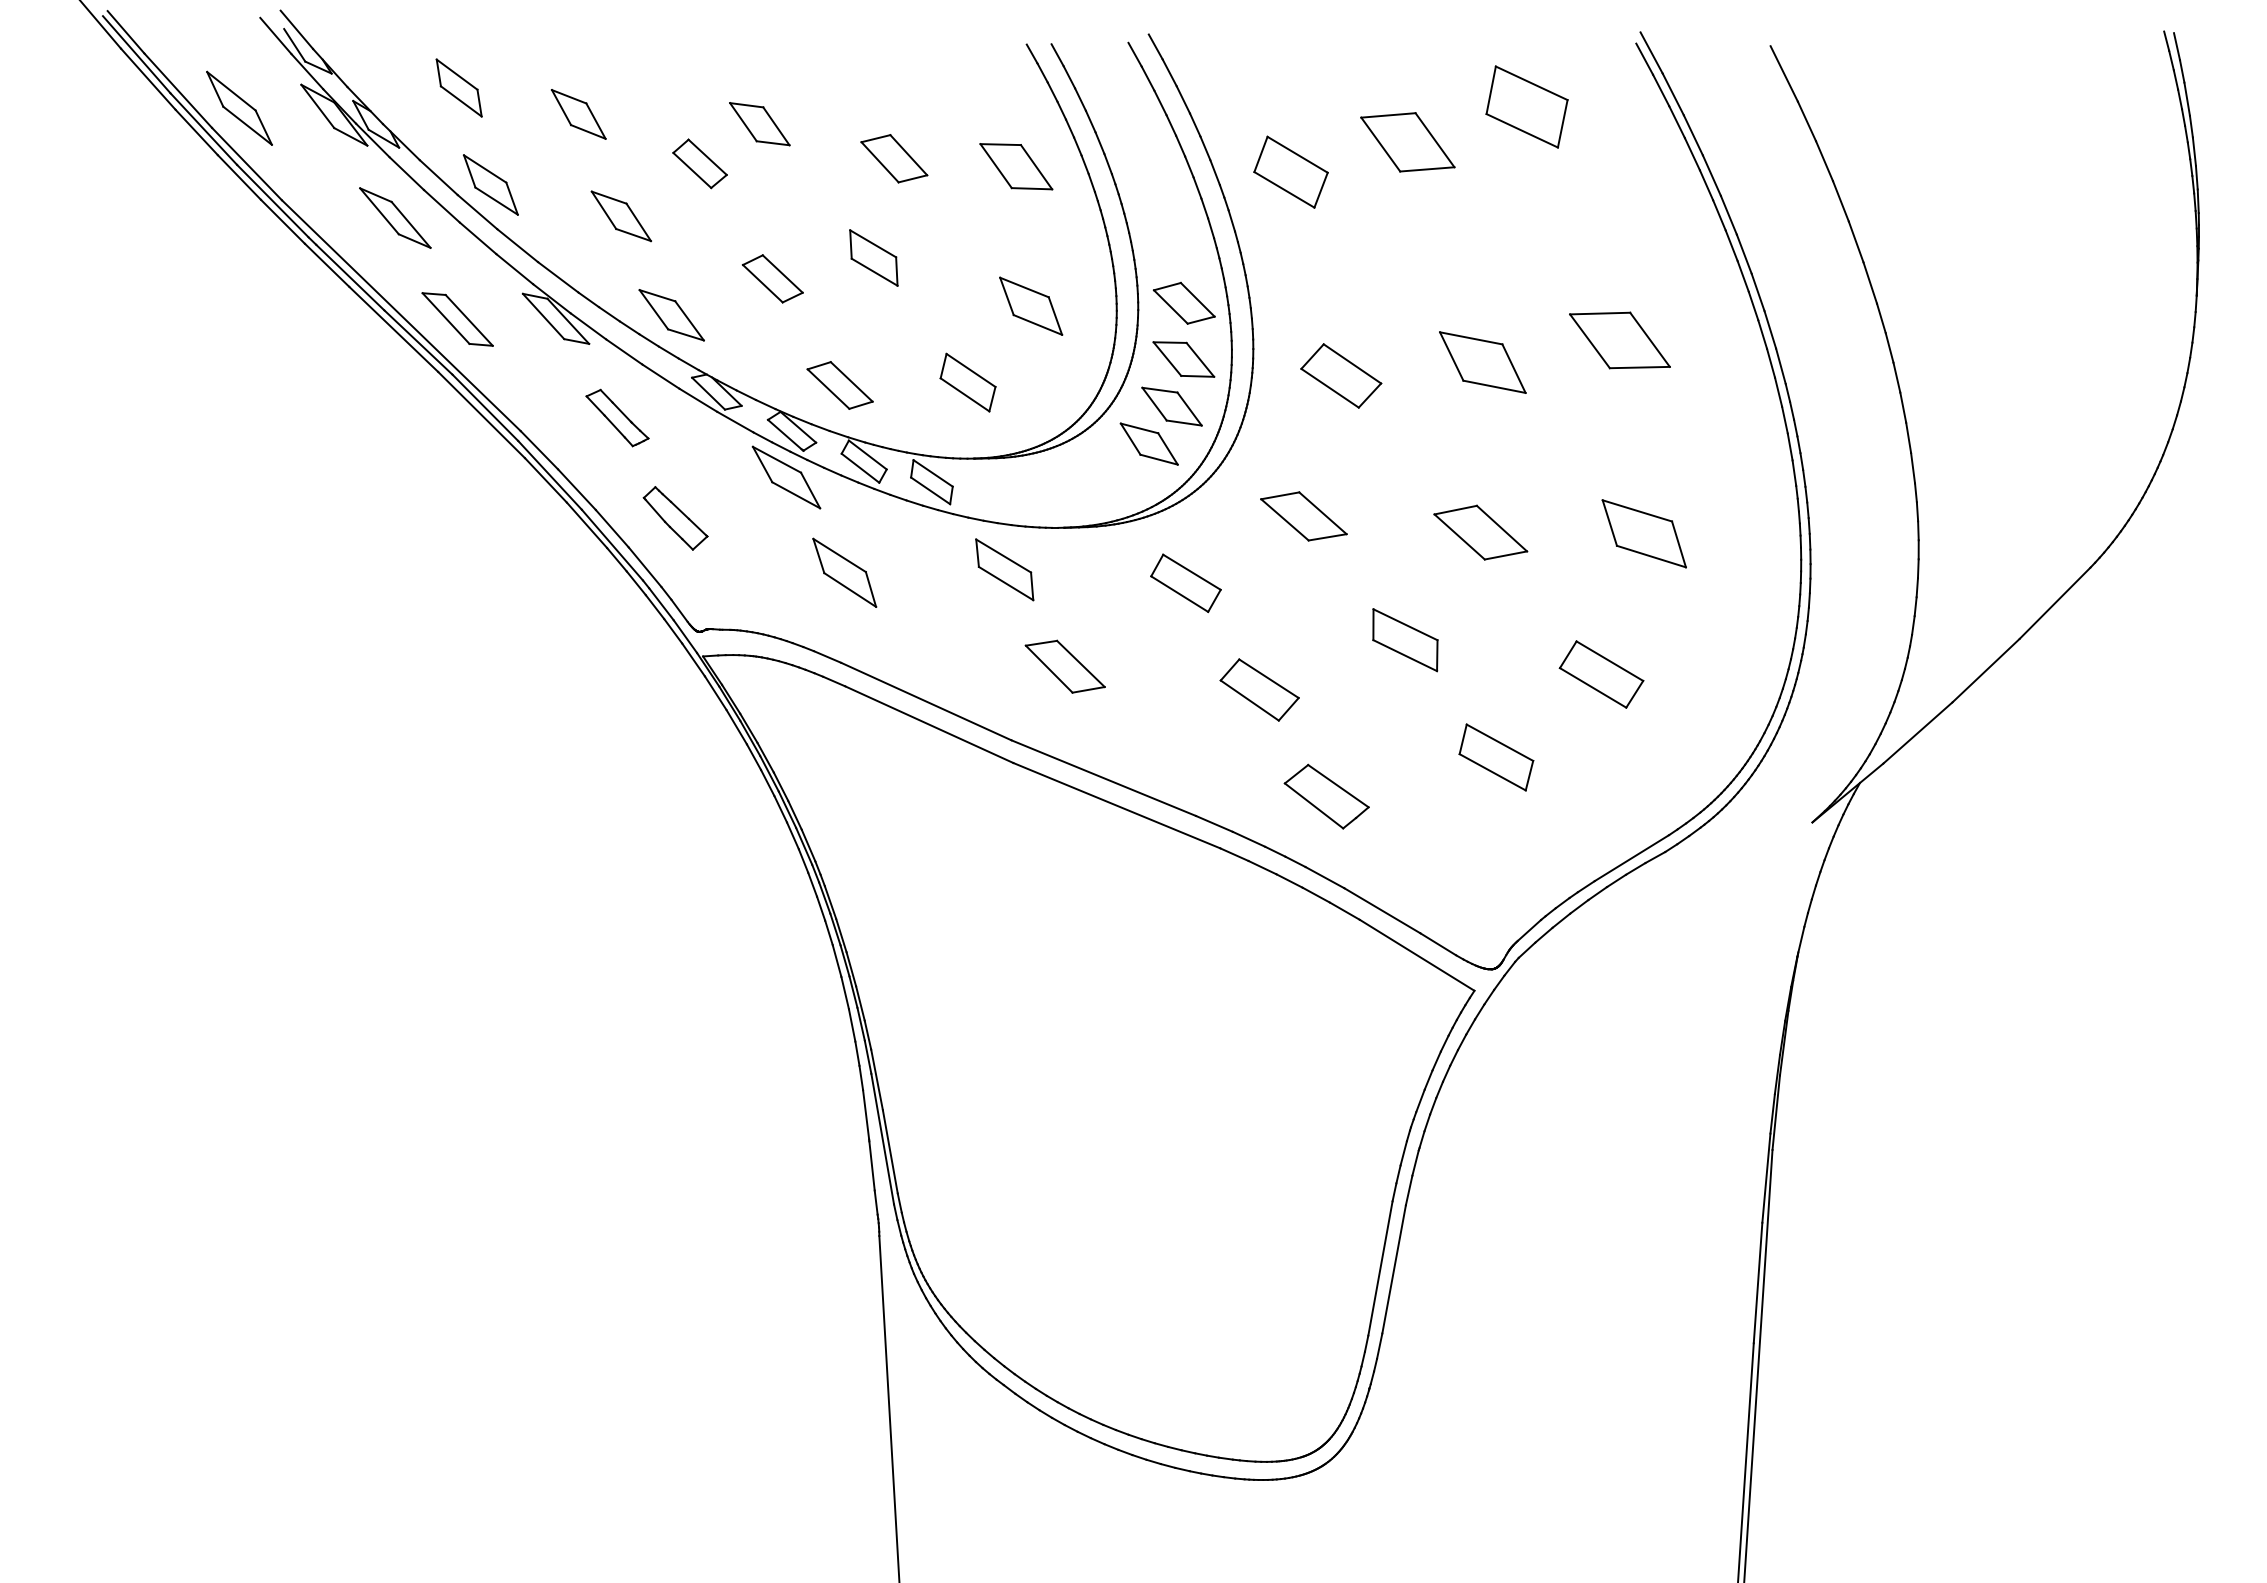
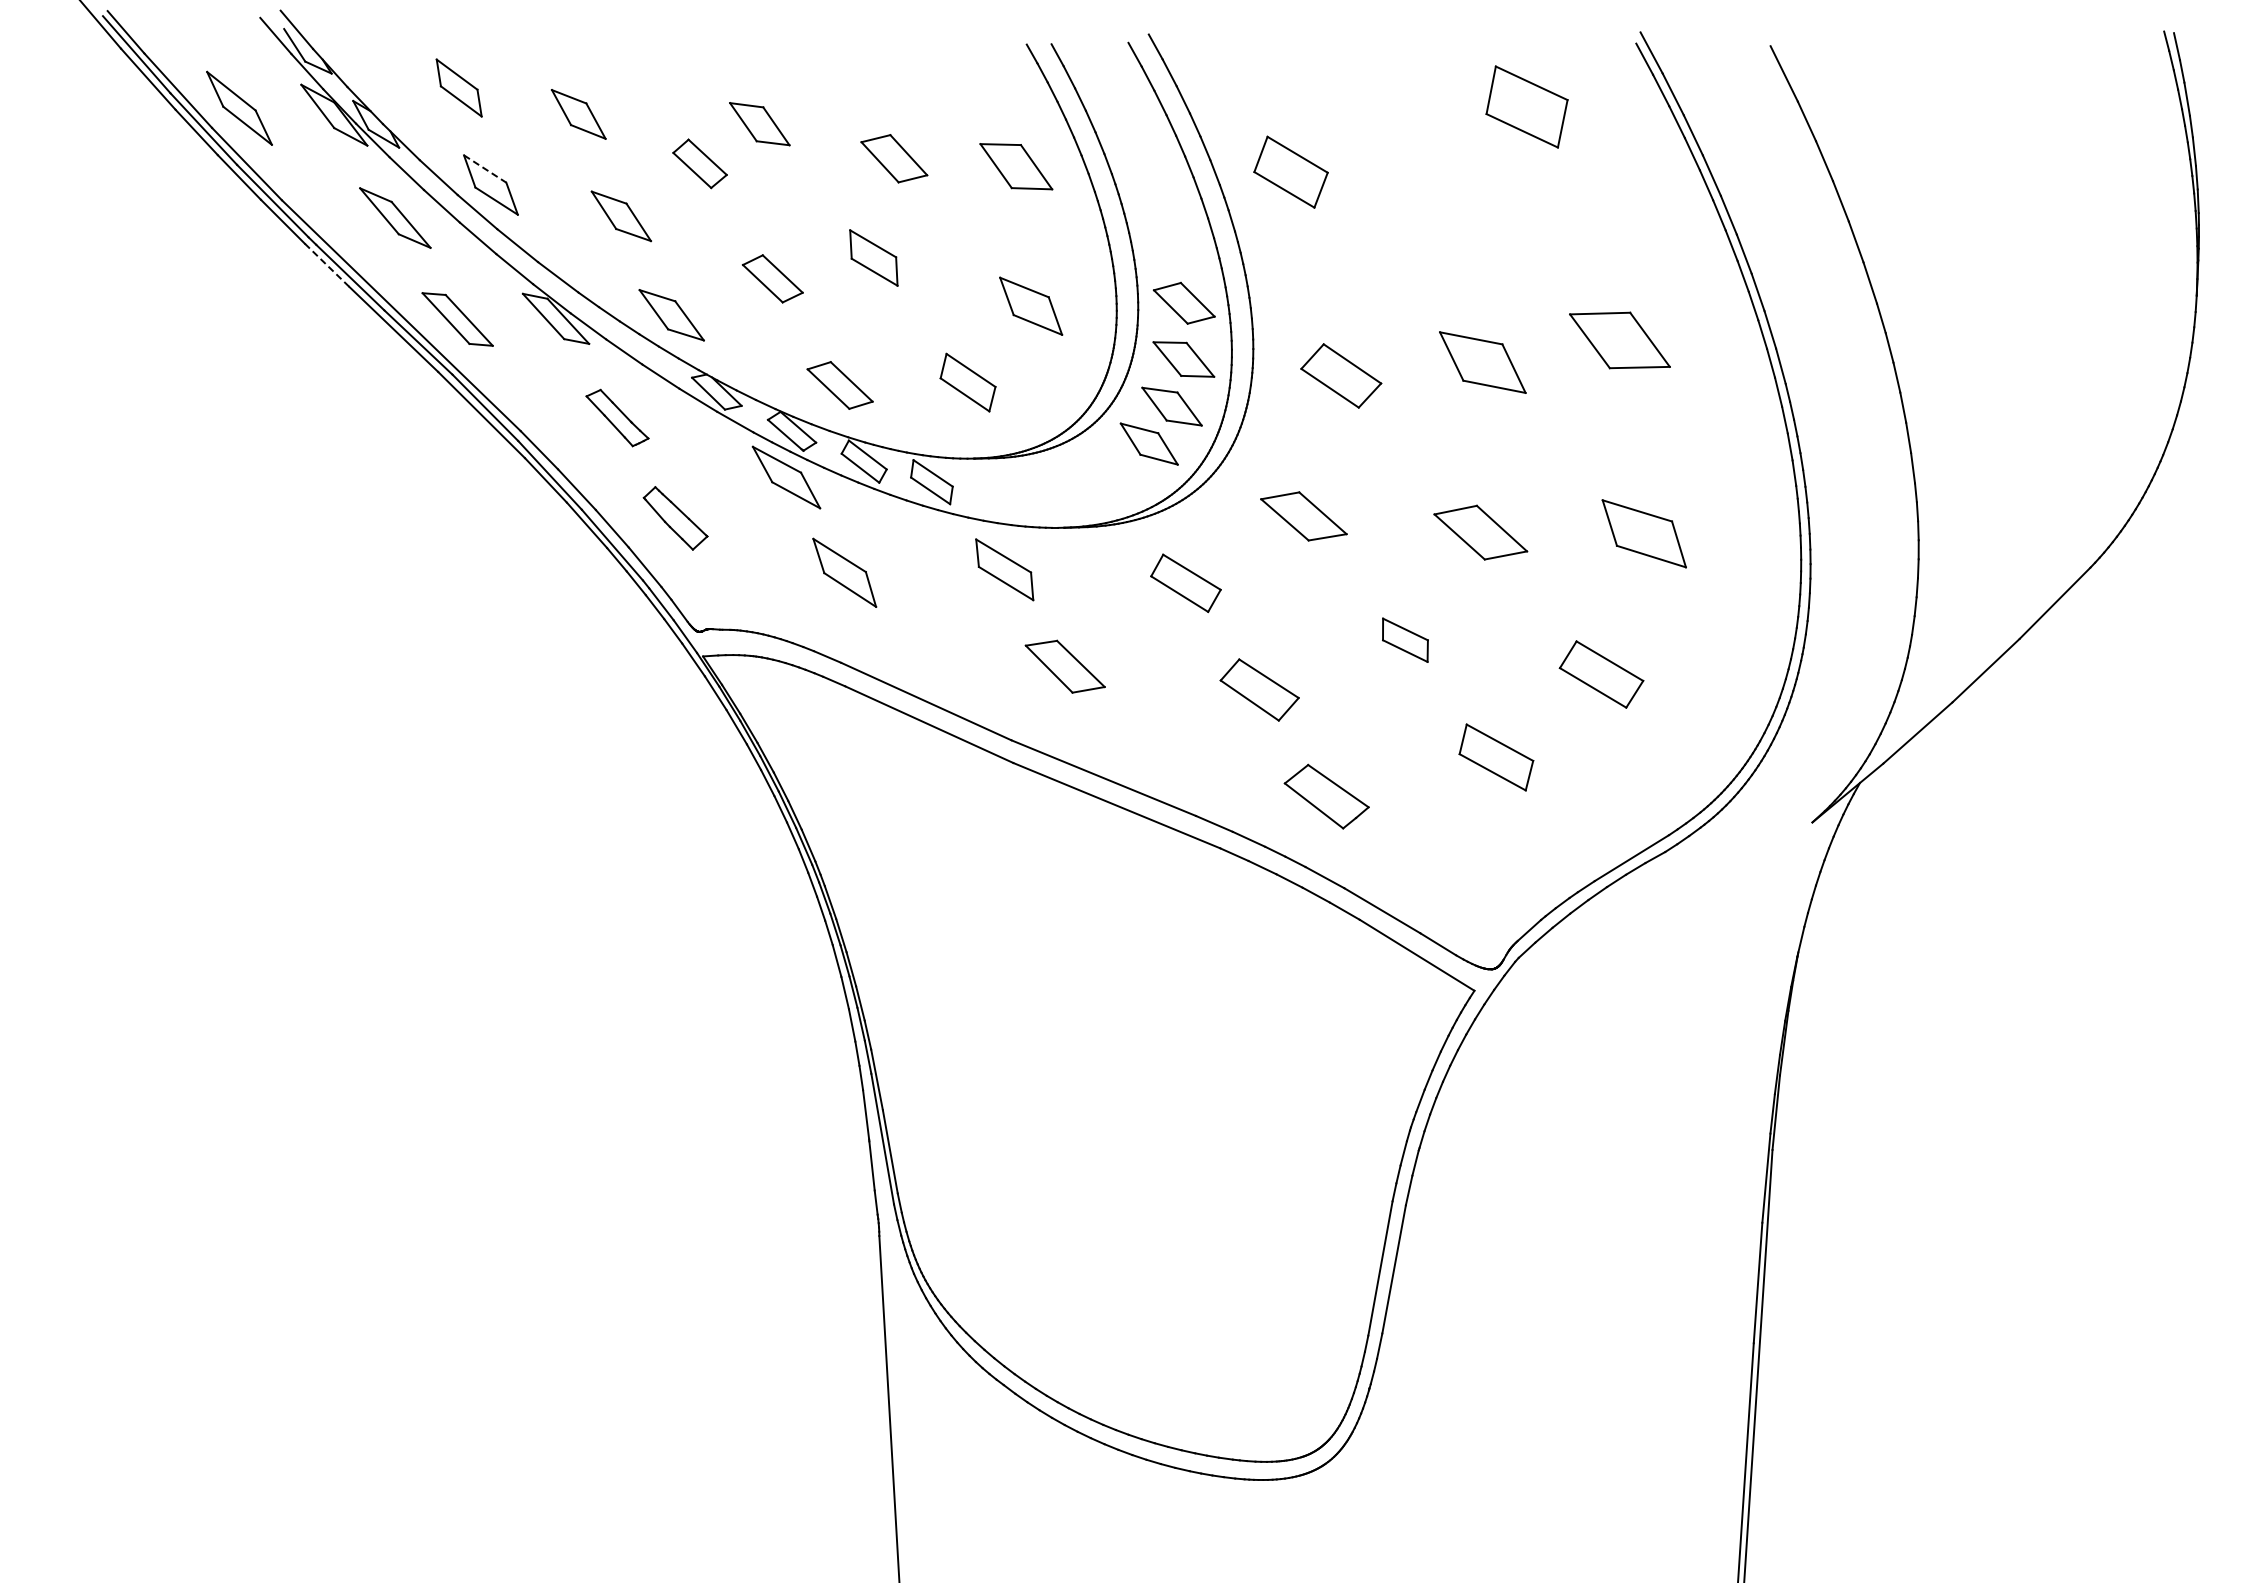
part: present -> none (1407, 142)
line: solid -> dashed (485, 169)
line: solid -> dashed (327, 265)
part size: 67x65 px -> 47x46 px (1405, 639)
